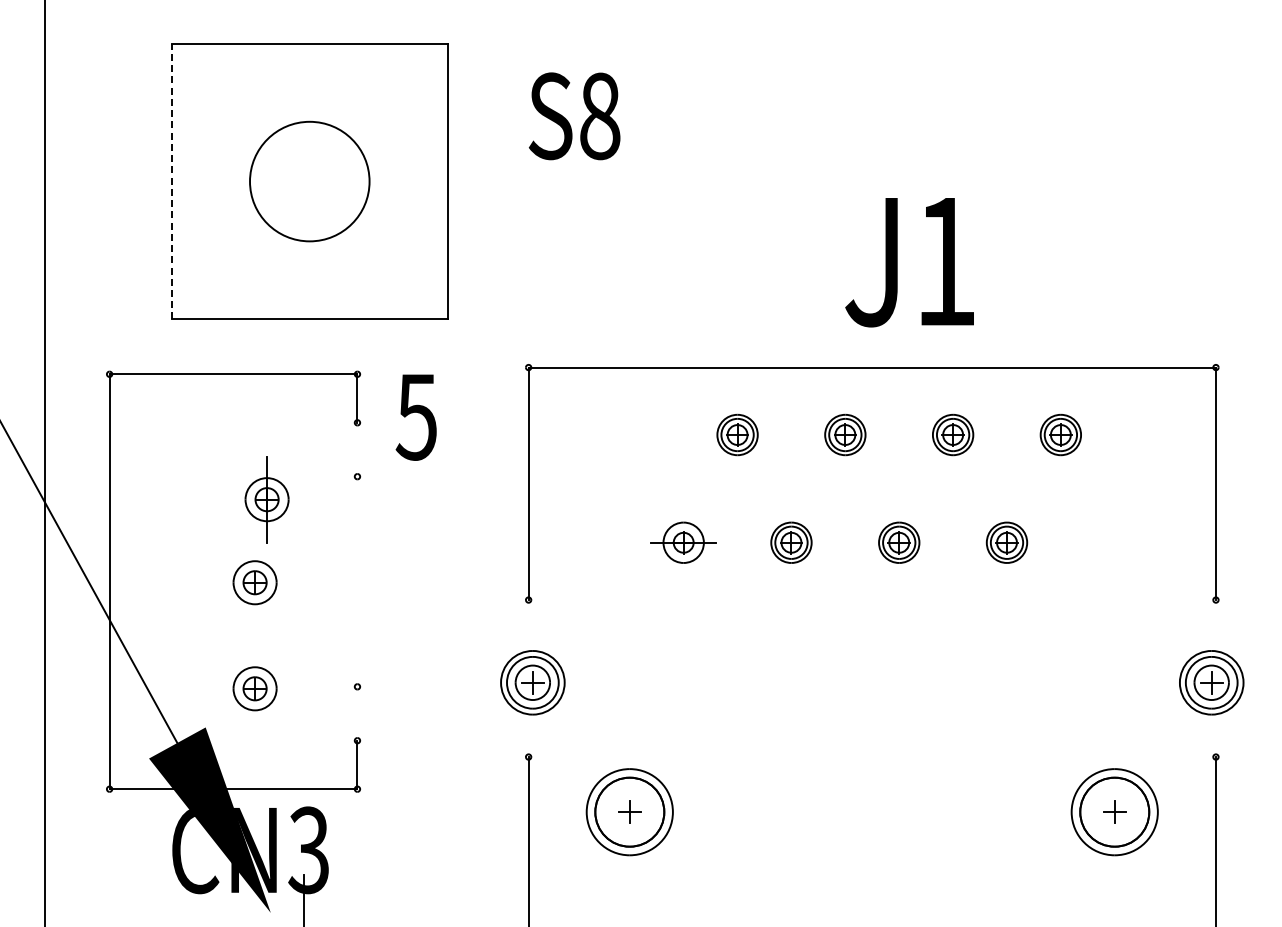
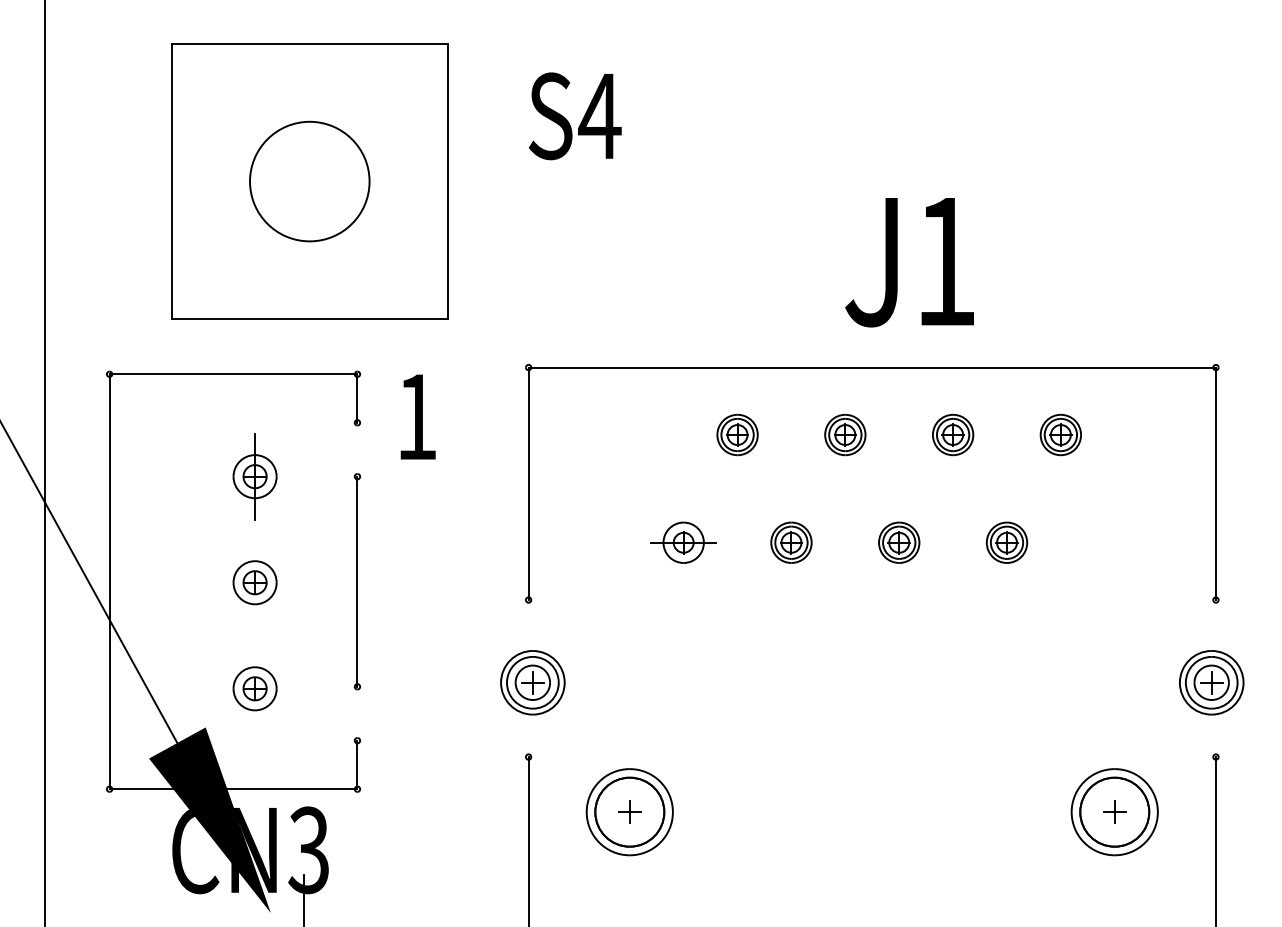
text: S8 -> S4 (599, 116)
line: dashed -> solid (171, 181)
text: 5 -> 1 (415, 417)
part position: (266, 499) -> (254, 476) (254, 476)
line: none -> present (357, 581)
